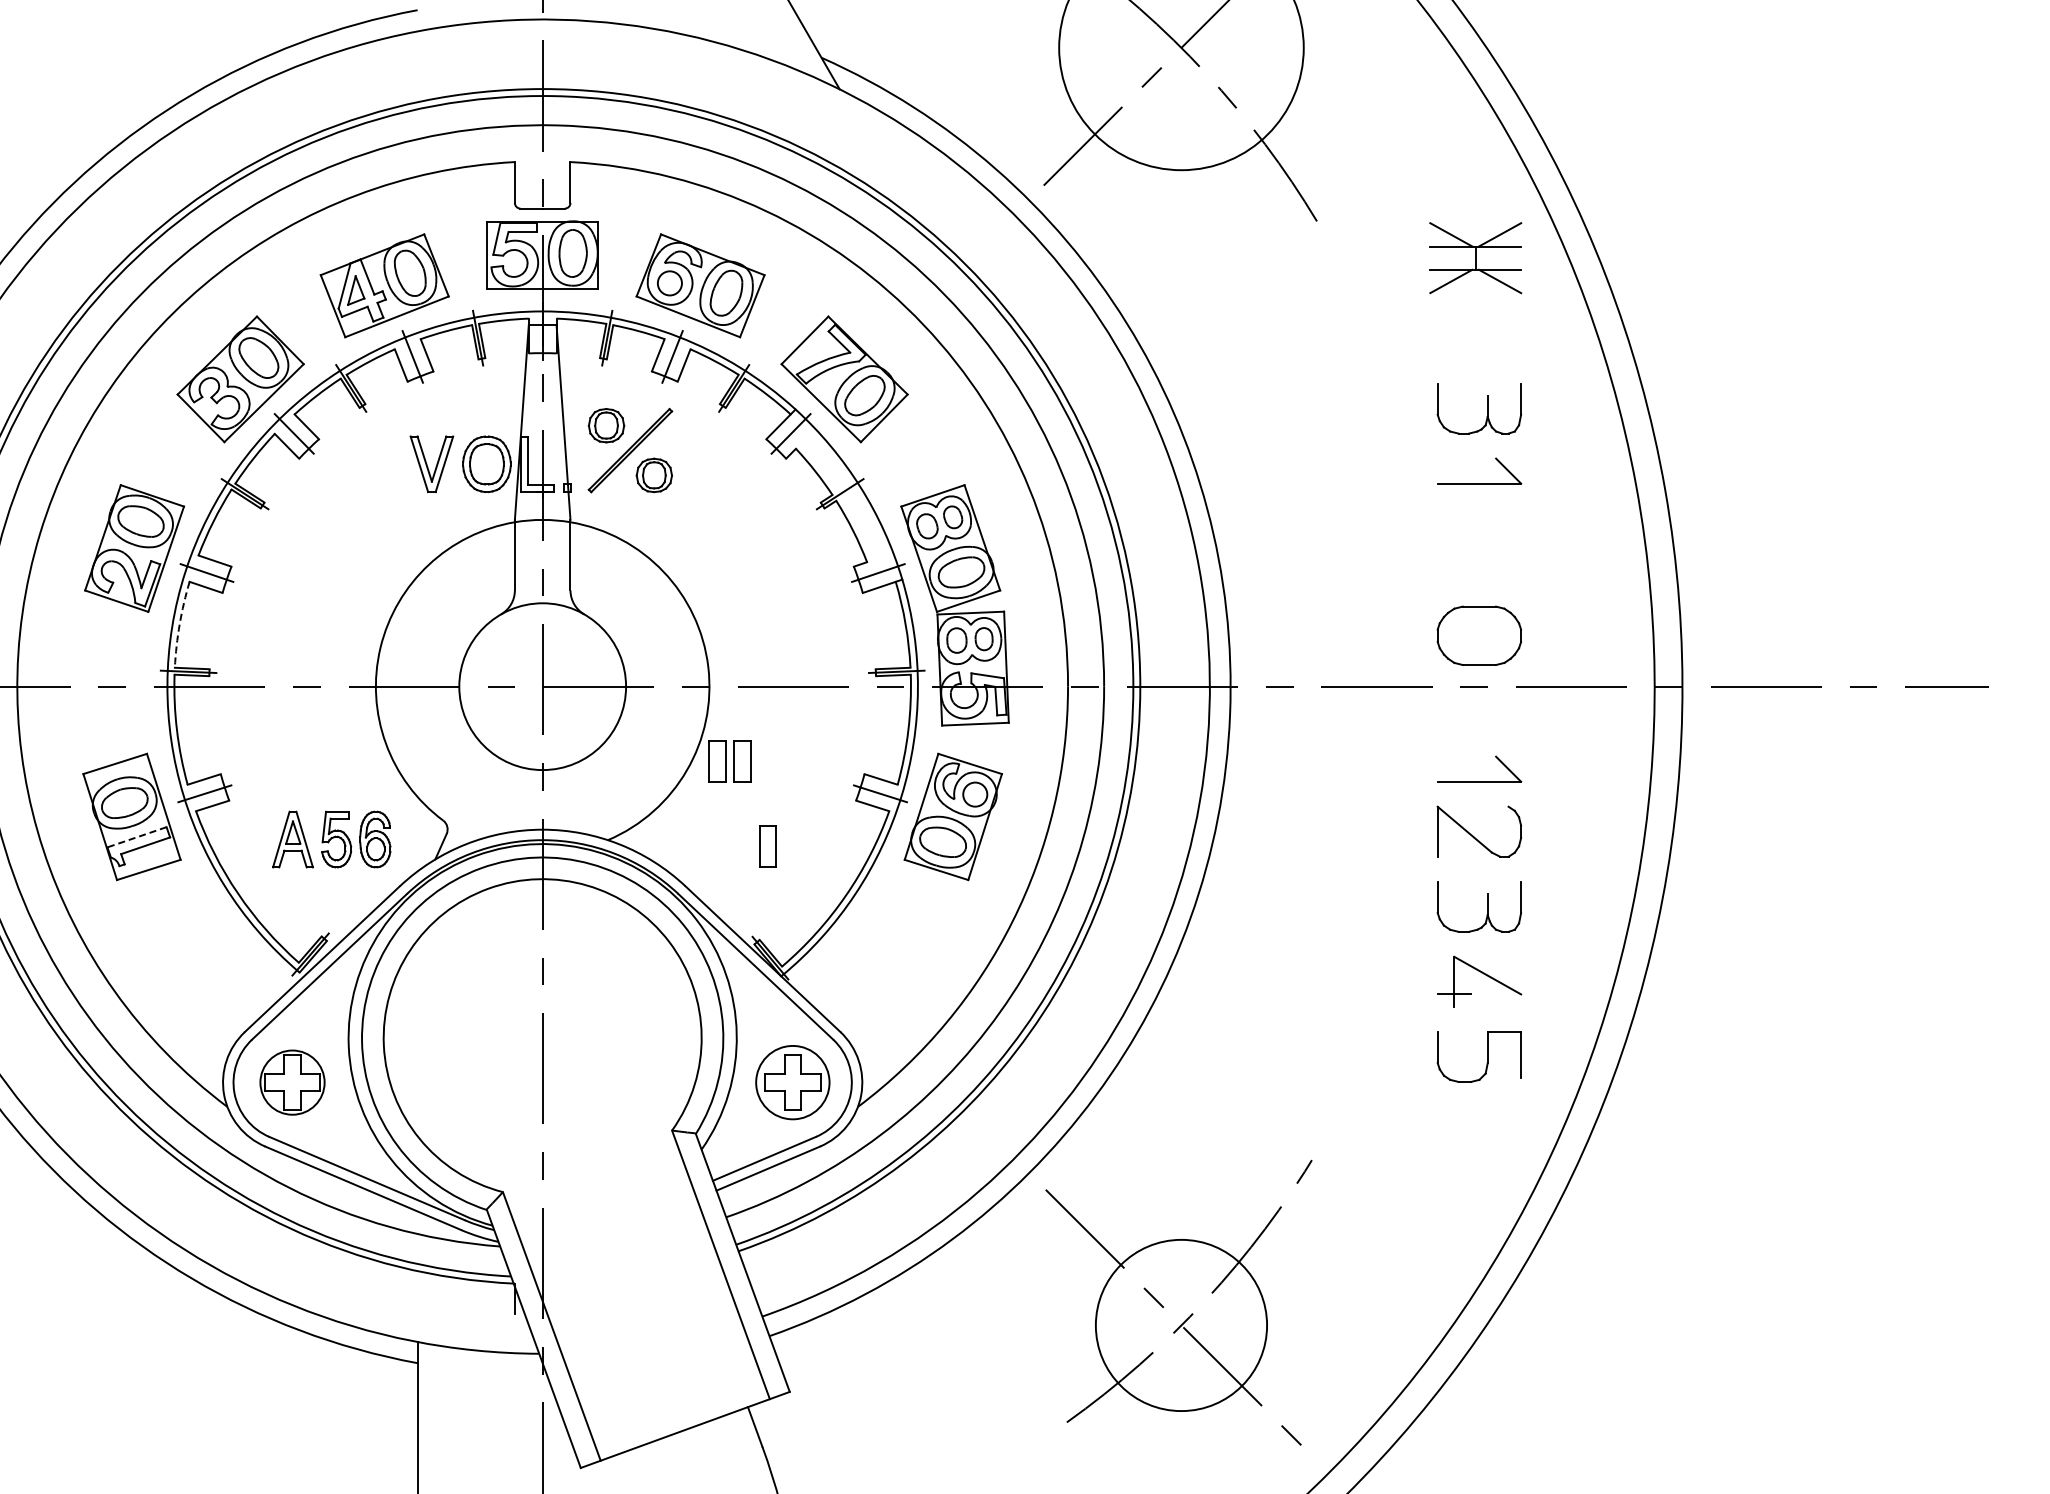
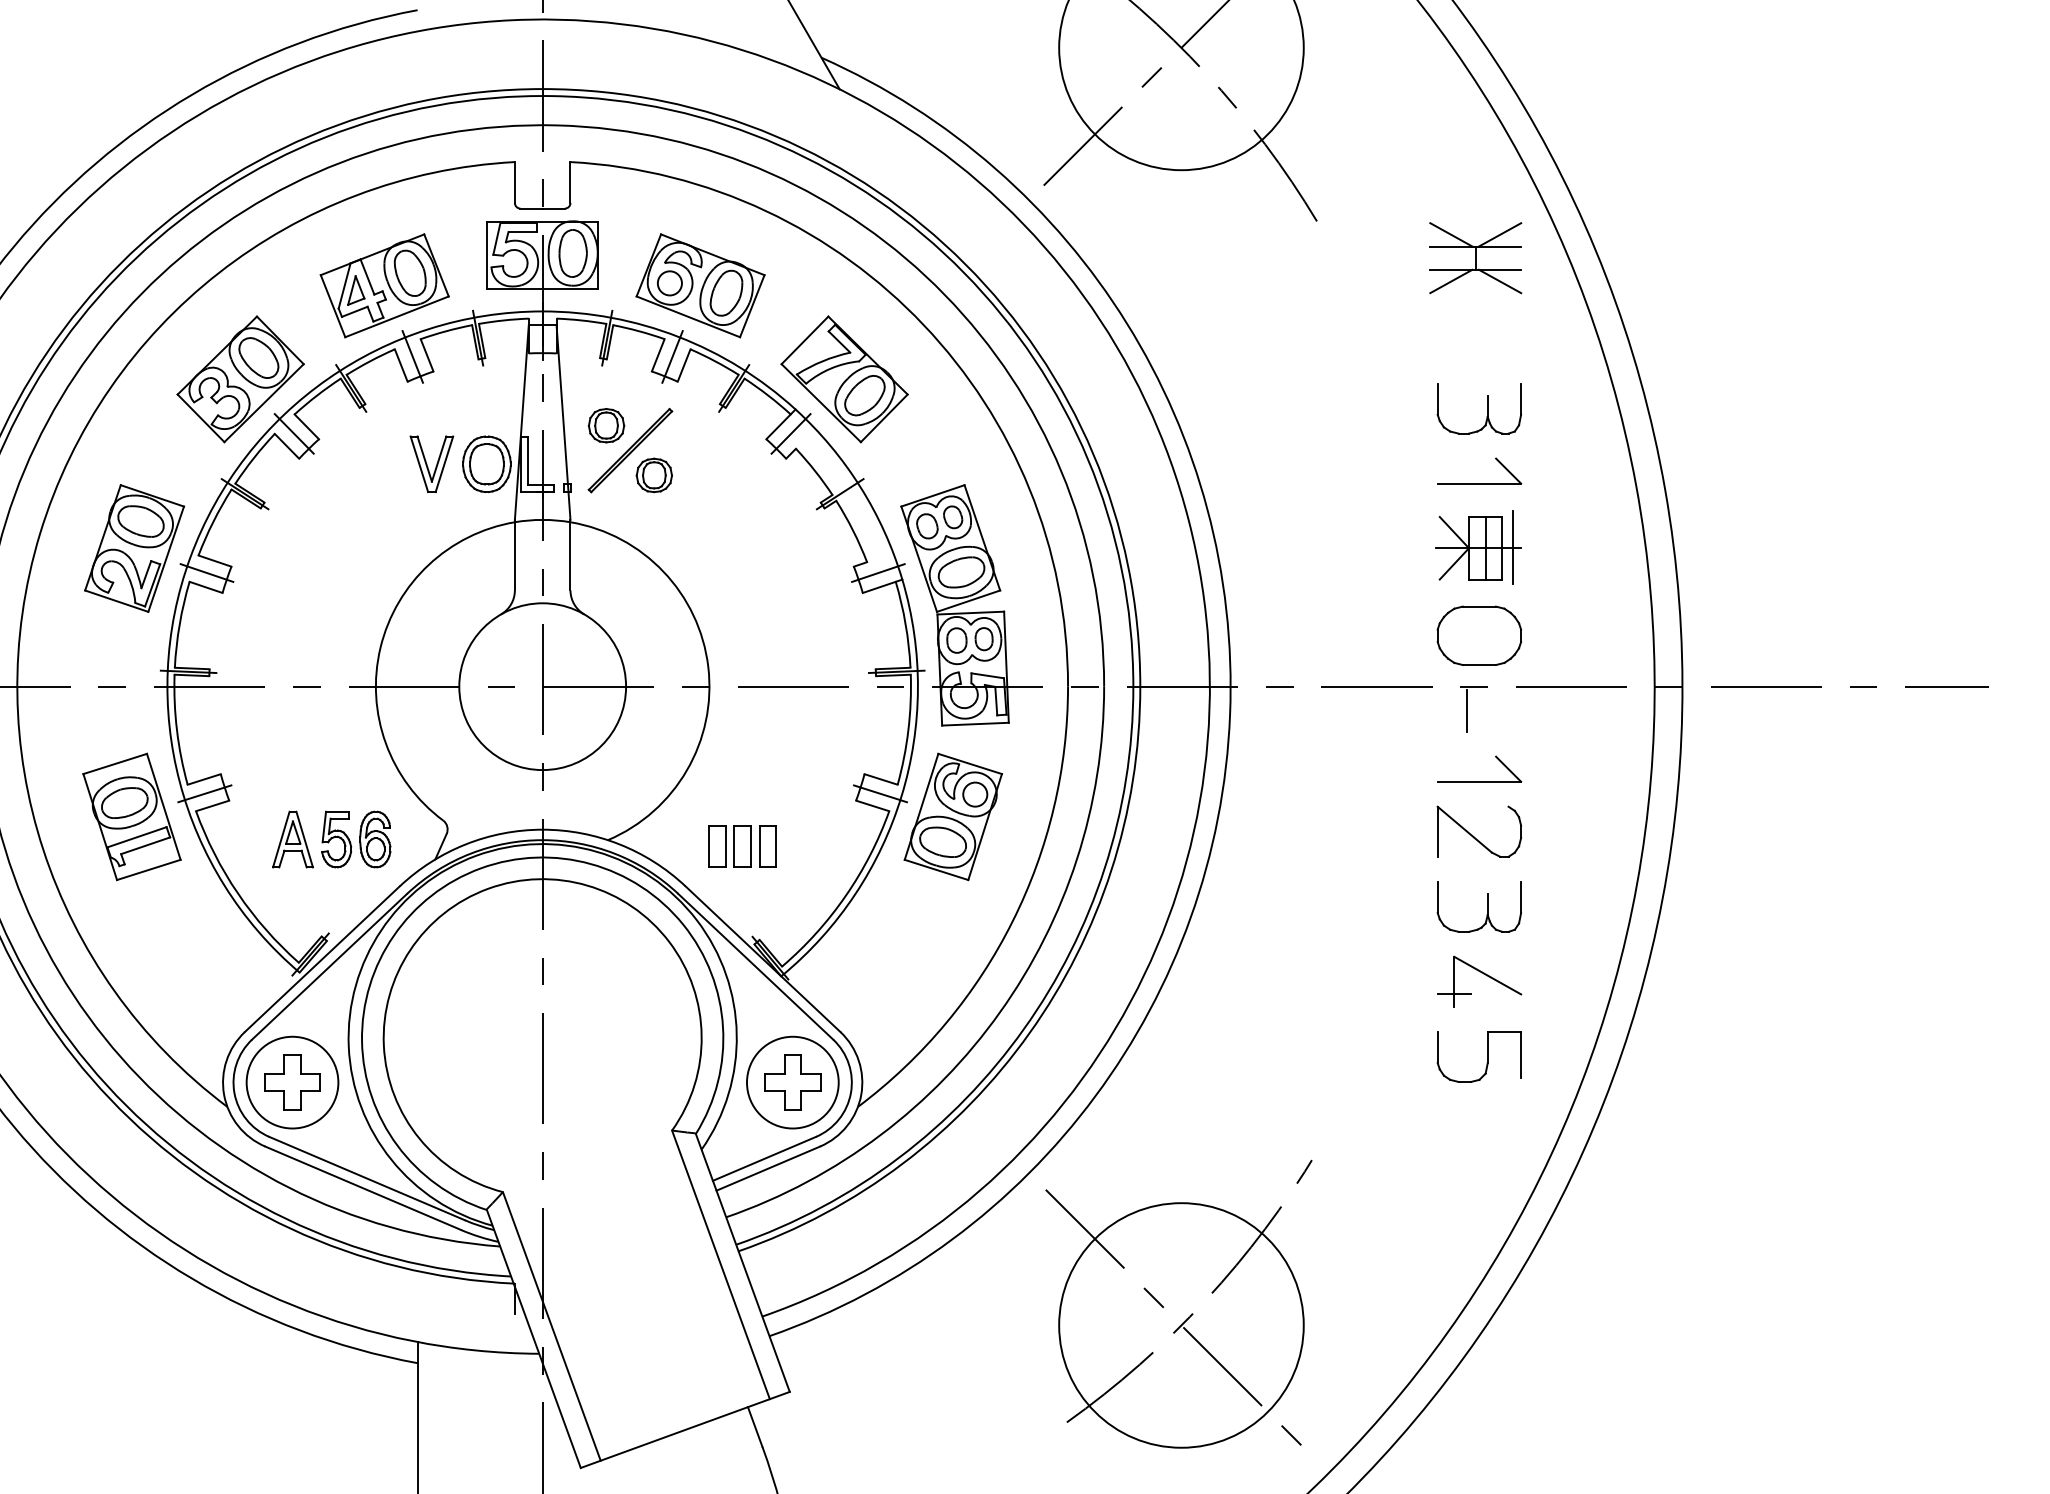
part: none -> present (1478, 547)
arc: dashed -> solid (179, 624)
line: none -> present (1466, 710)
part position: (729, 761) -> (729, 846) (729, 846)
line: dashed -> solid (136, 837)
circle diameter: 64 px -> 92 px (292, 1082)
circle diameter: 73 px -> 92 px (792, 1082)
circle diameter: 171 px -> 245 px (1181, 1325)
